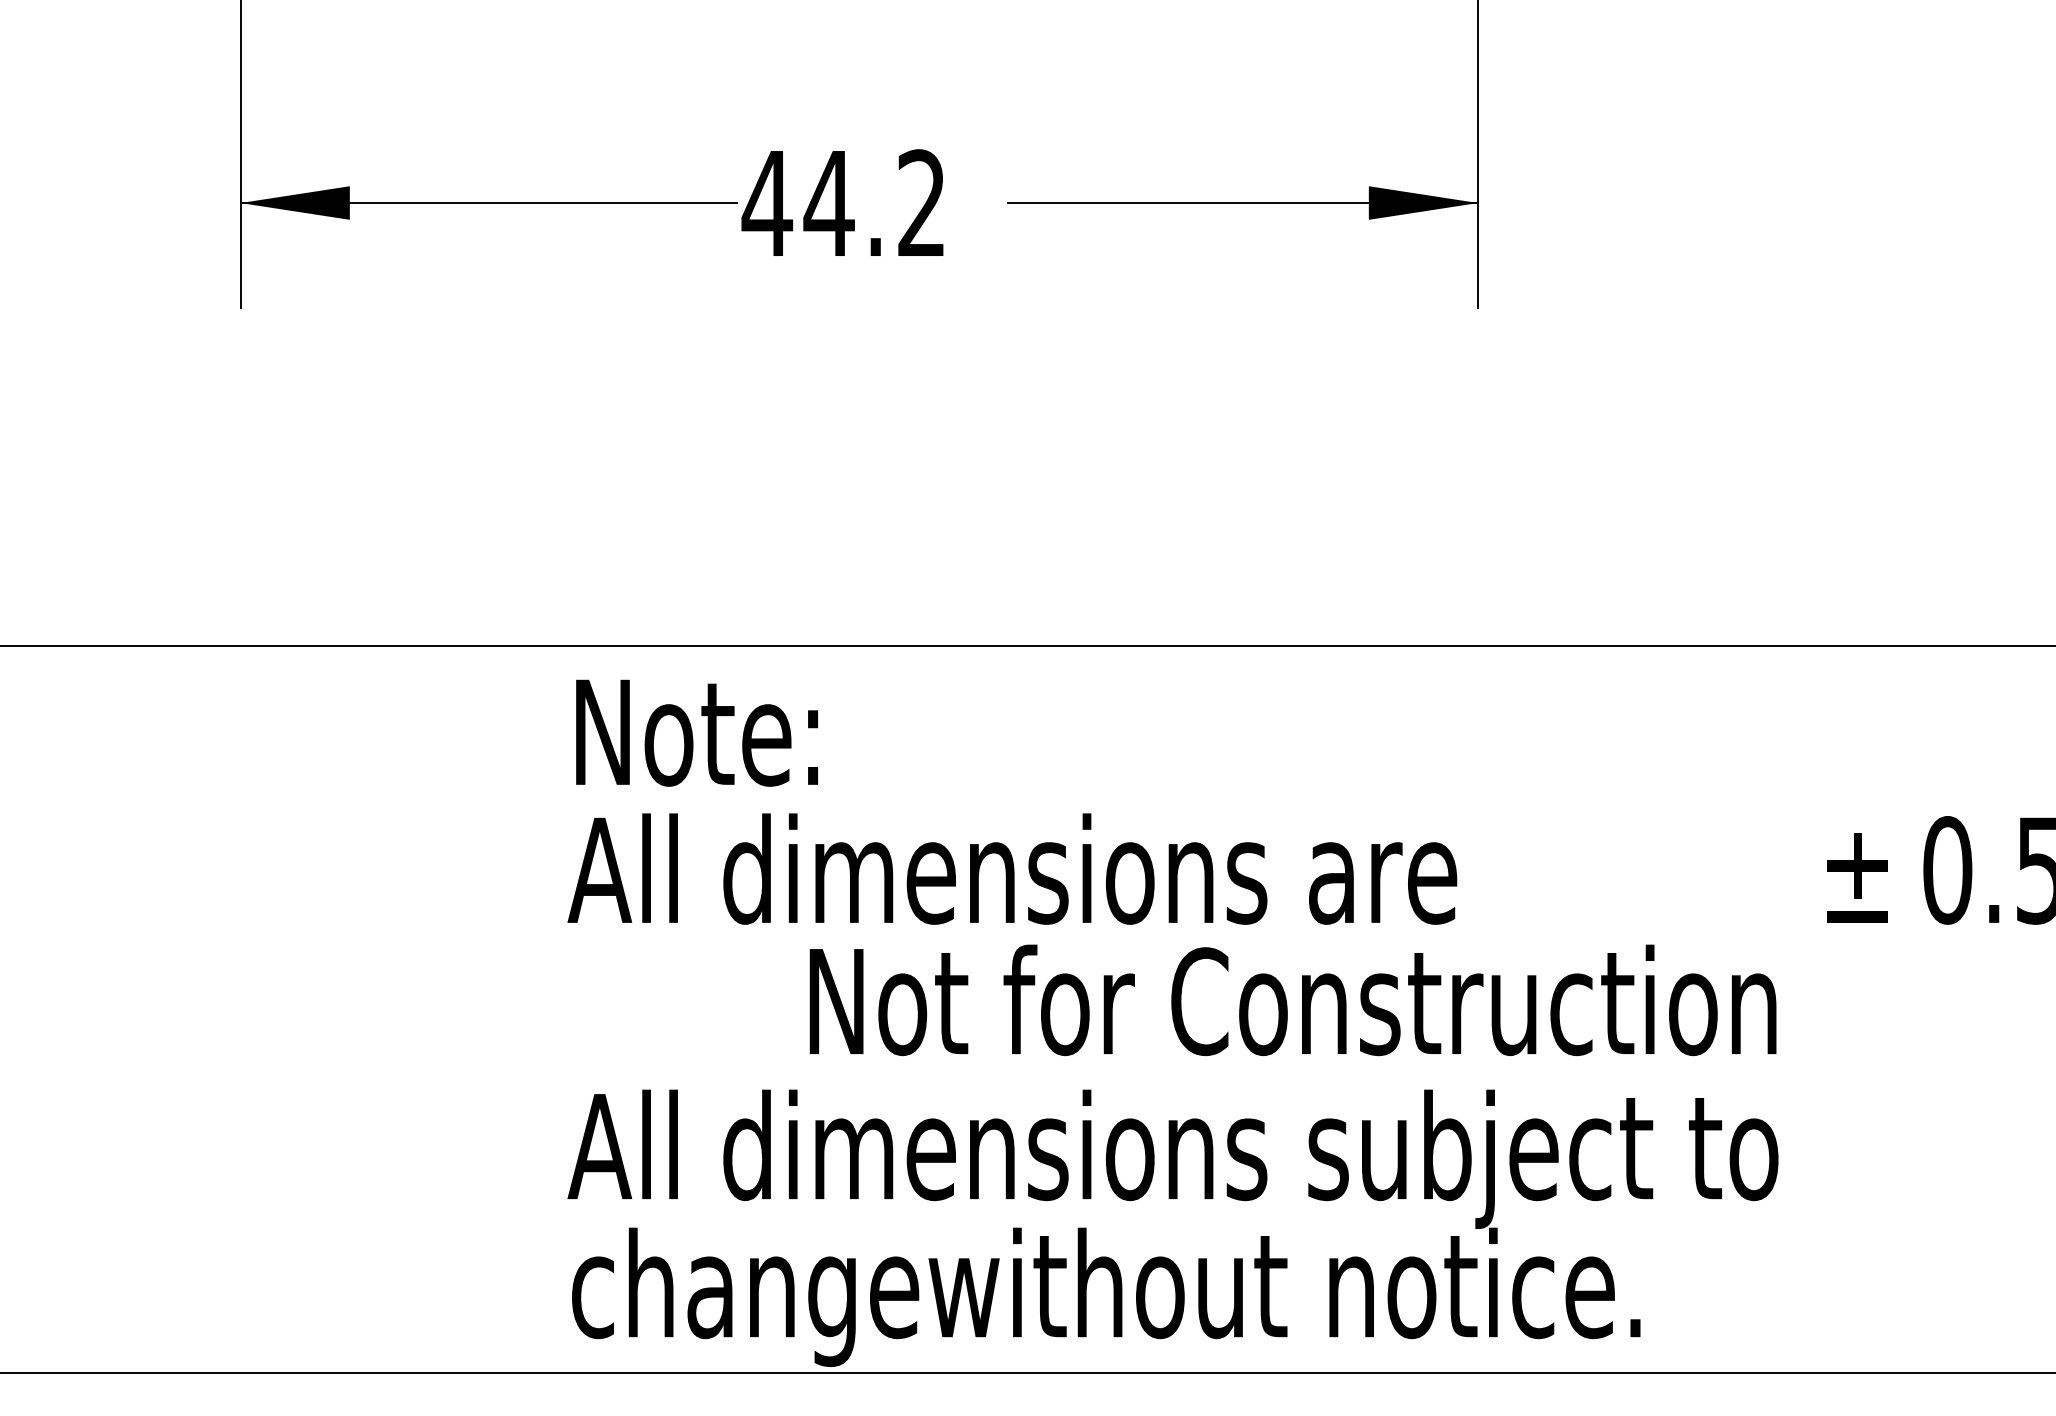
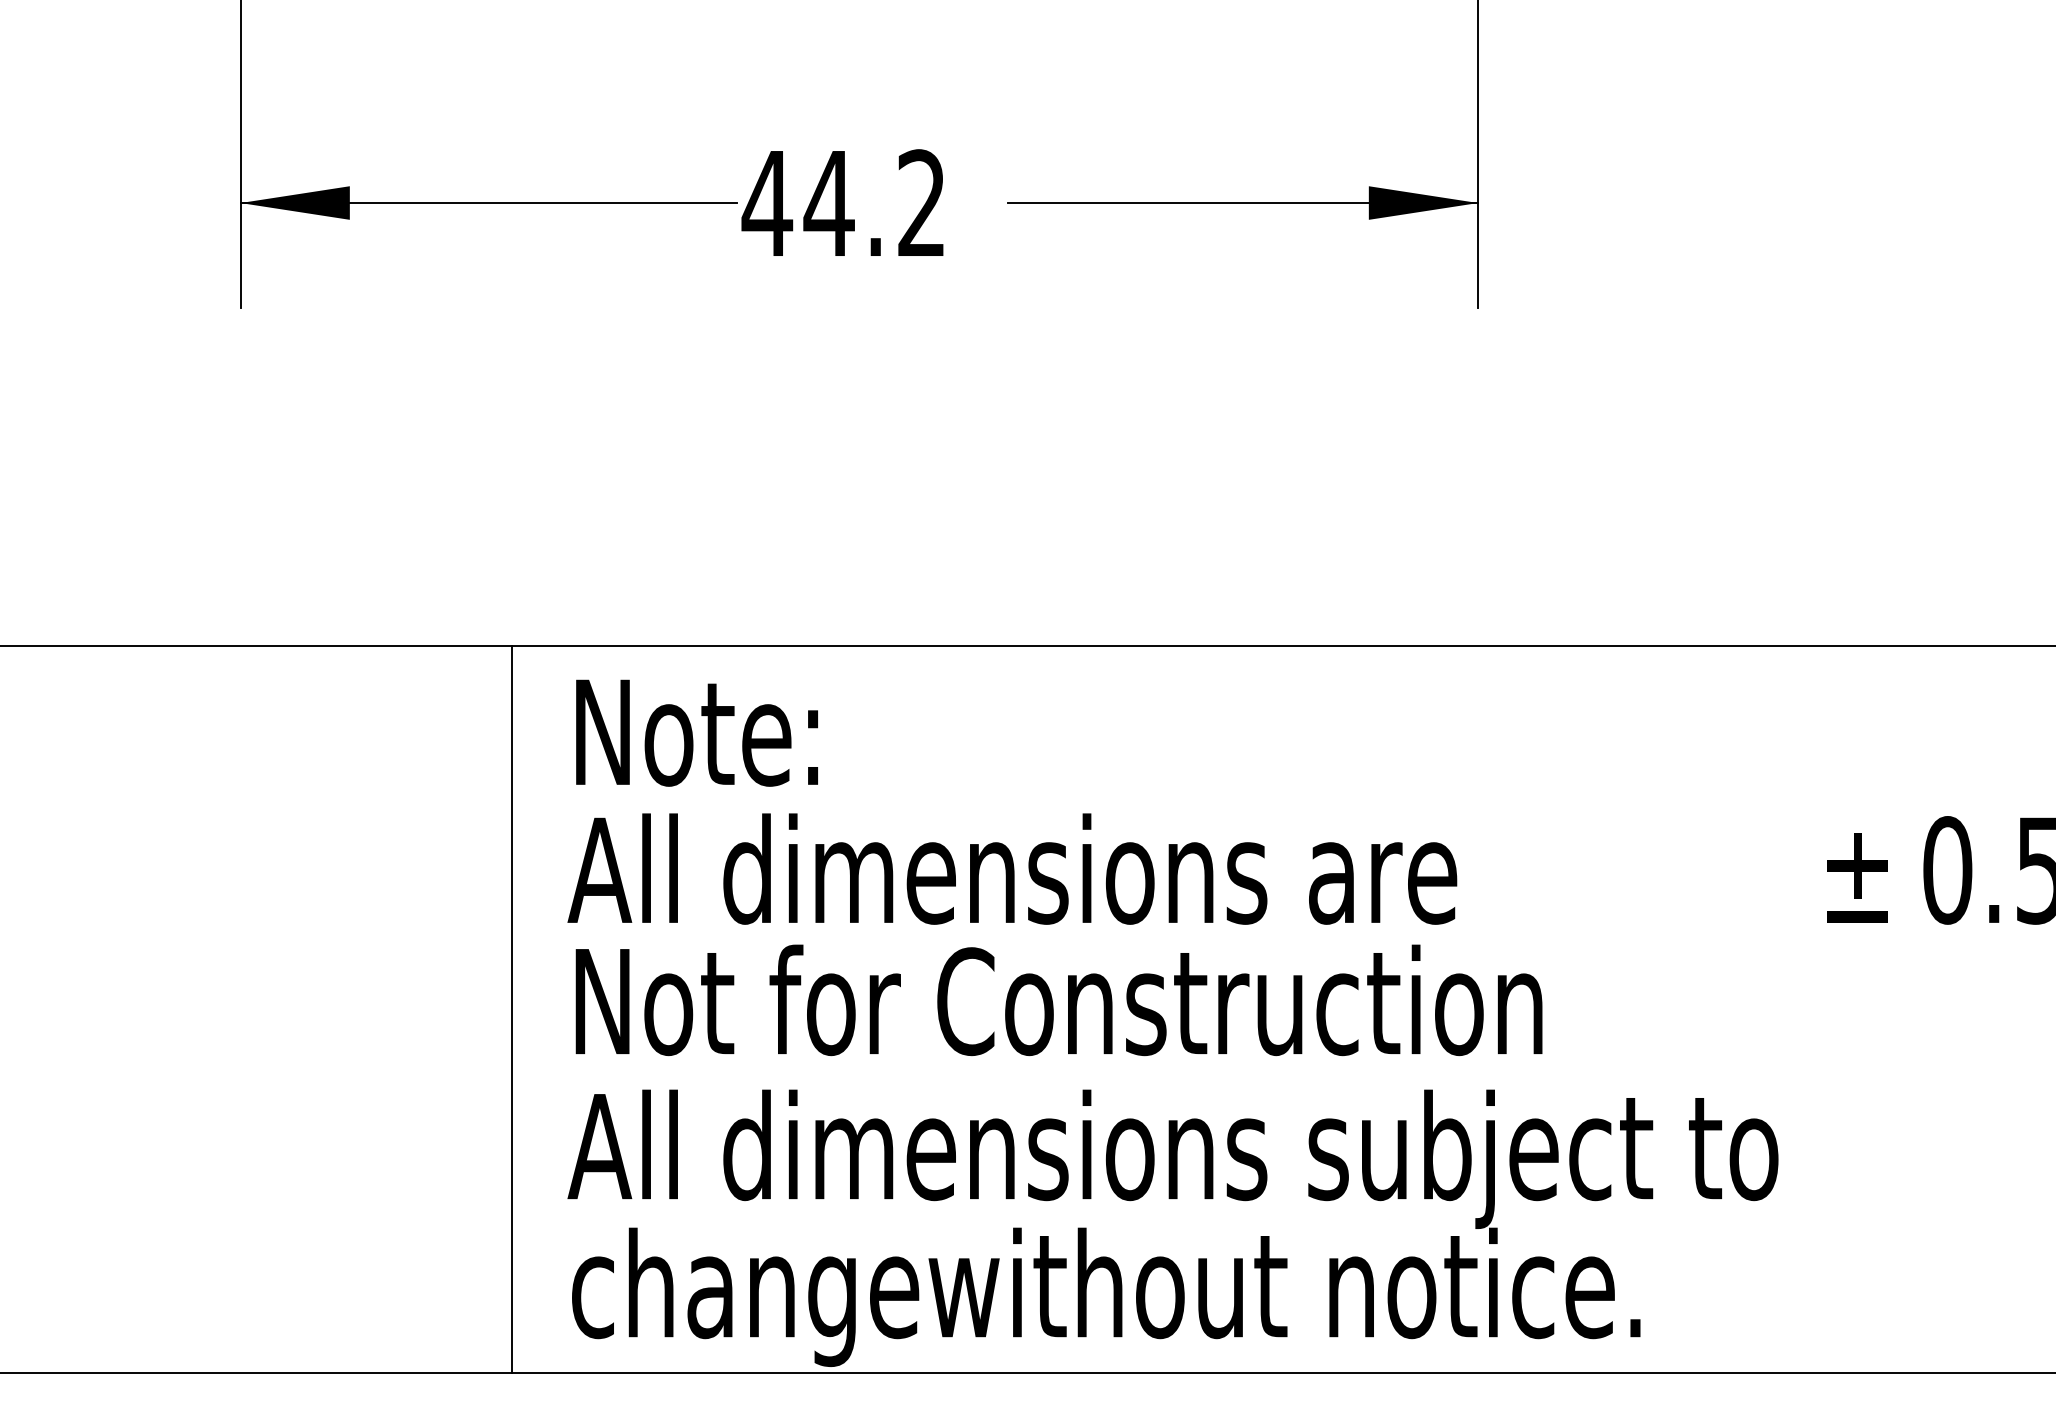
text position: (1292, 1000) -> (1058, 1000) (1058, 1000)
line: none -> present (512, 1009)
